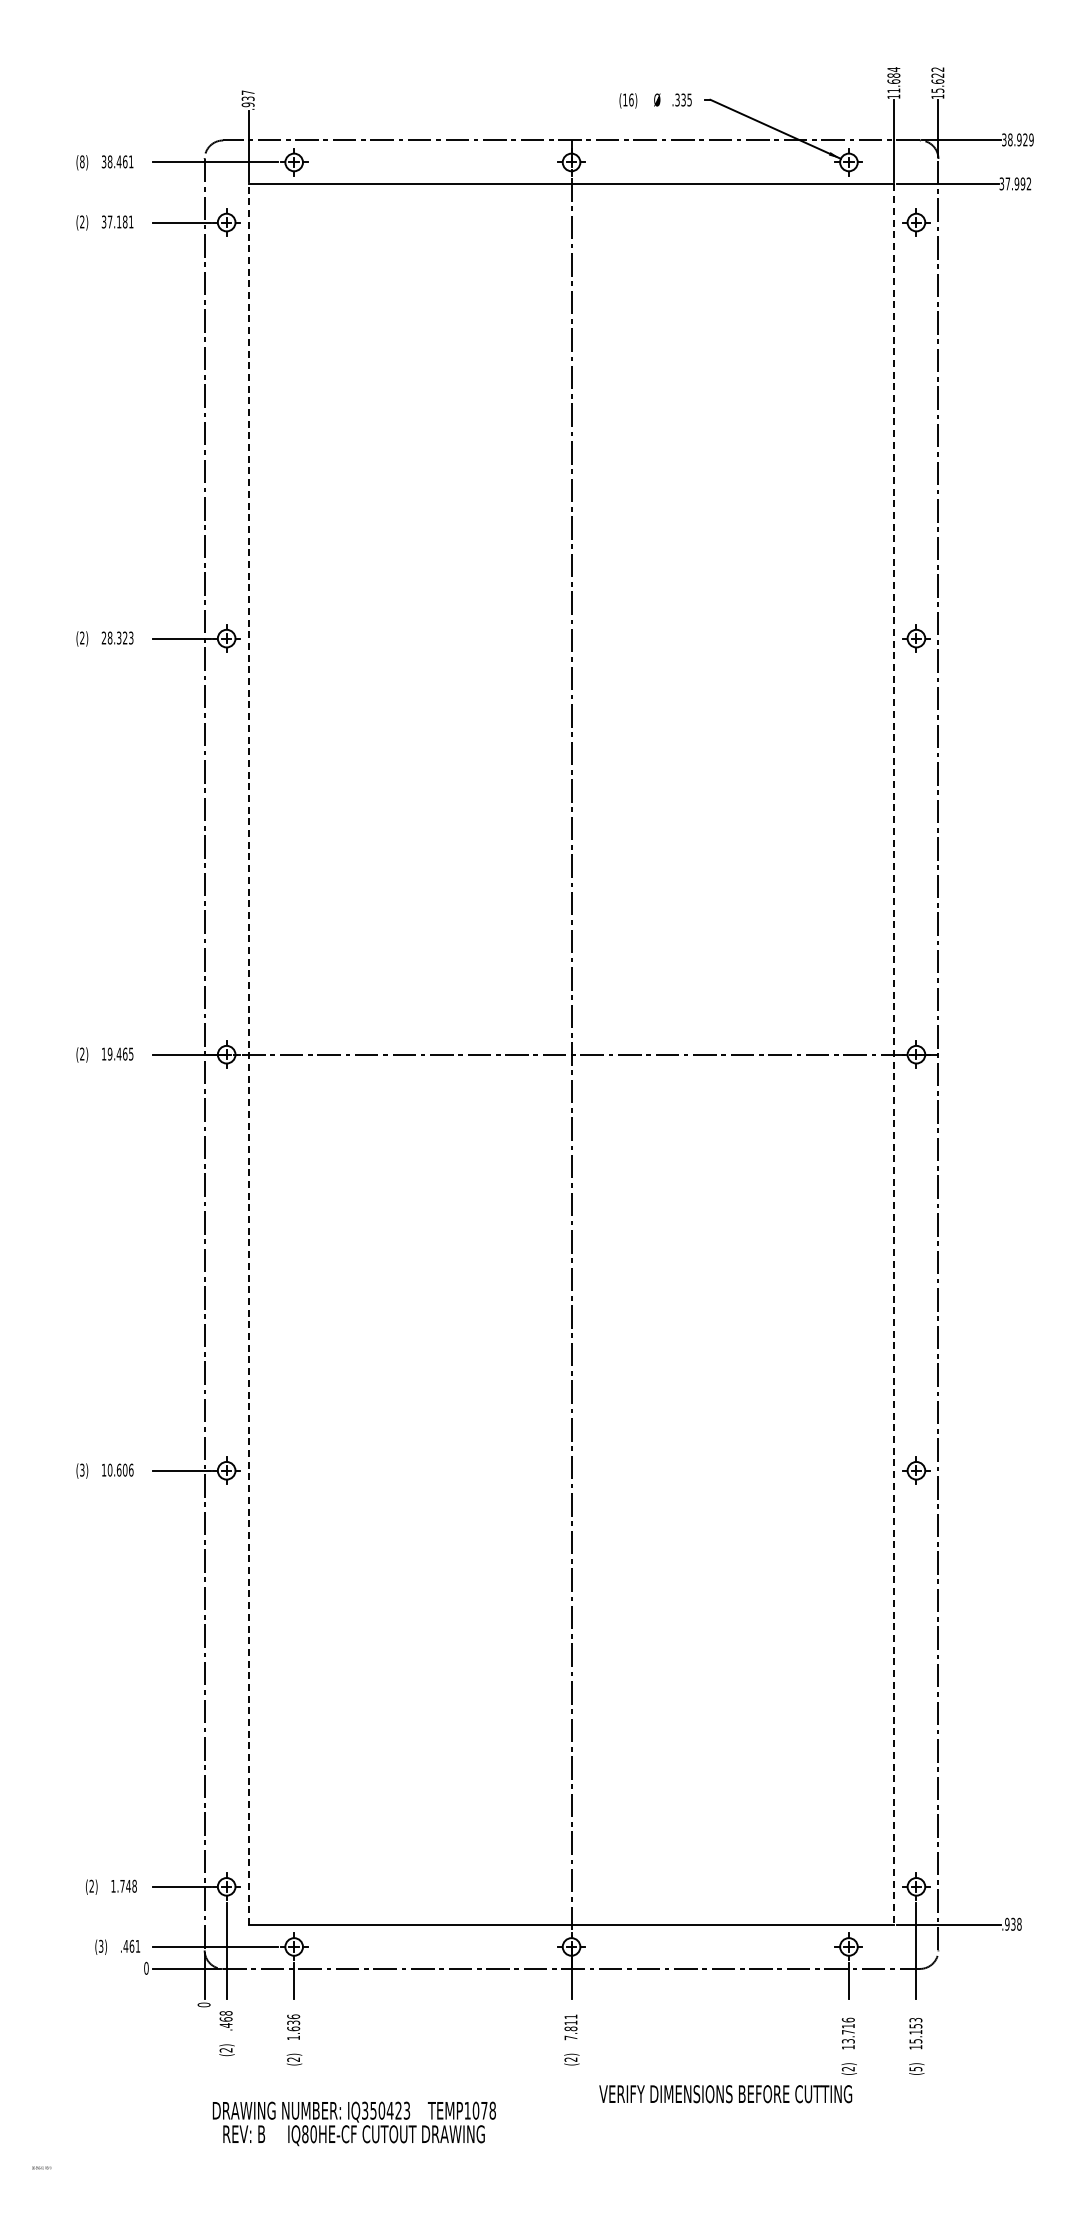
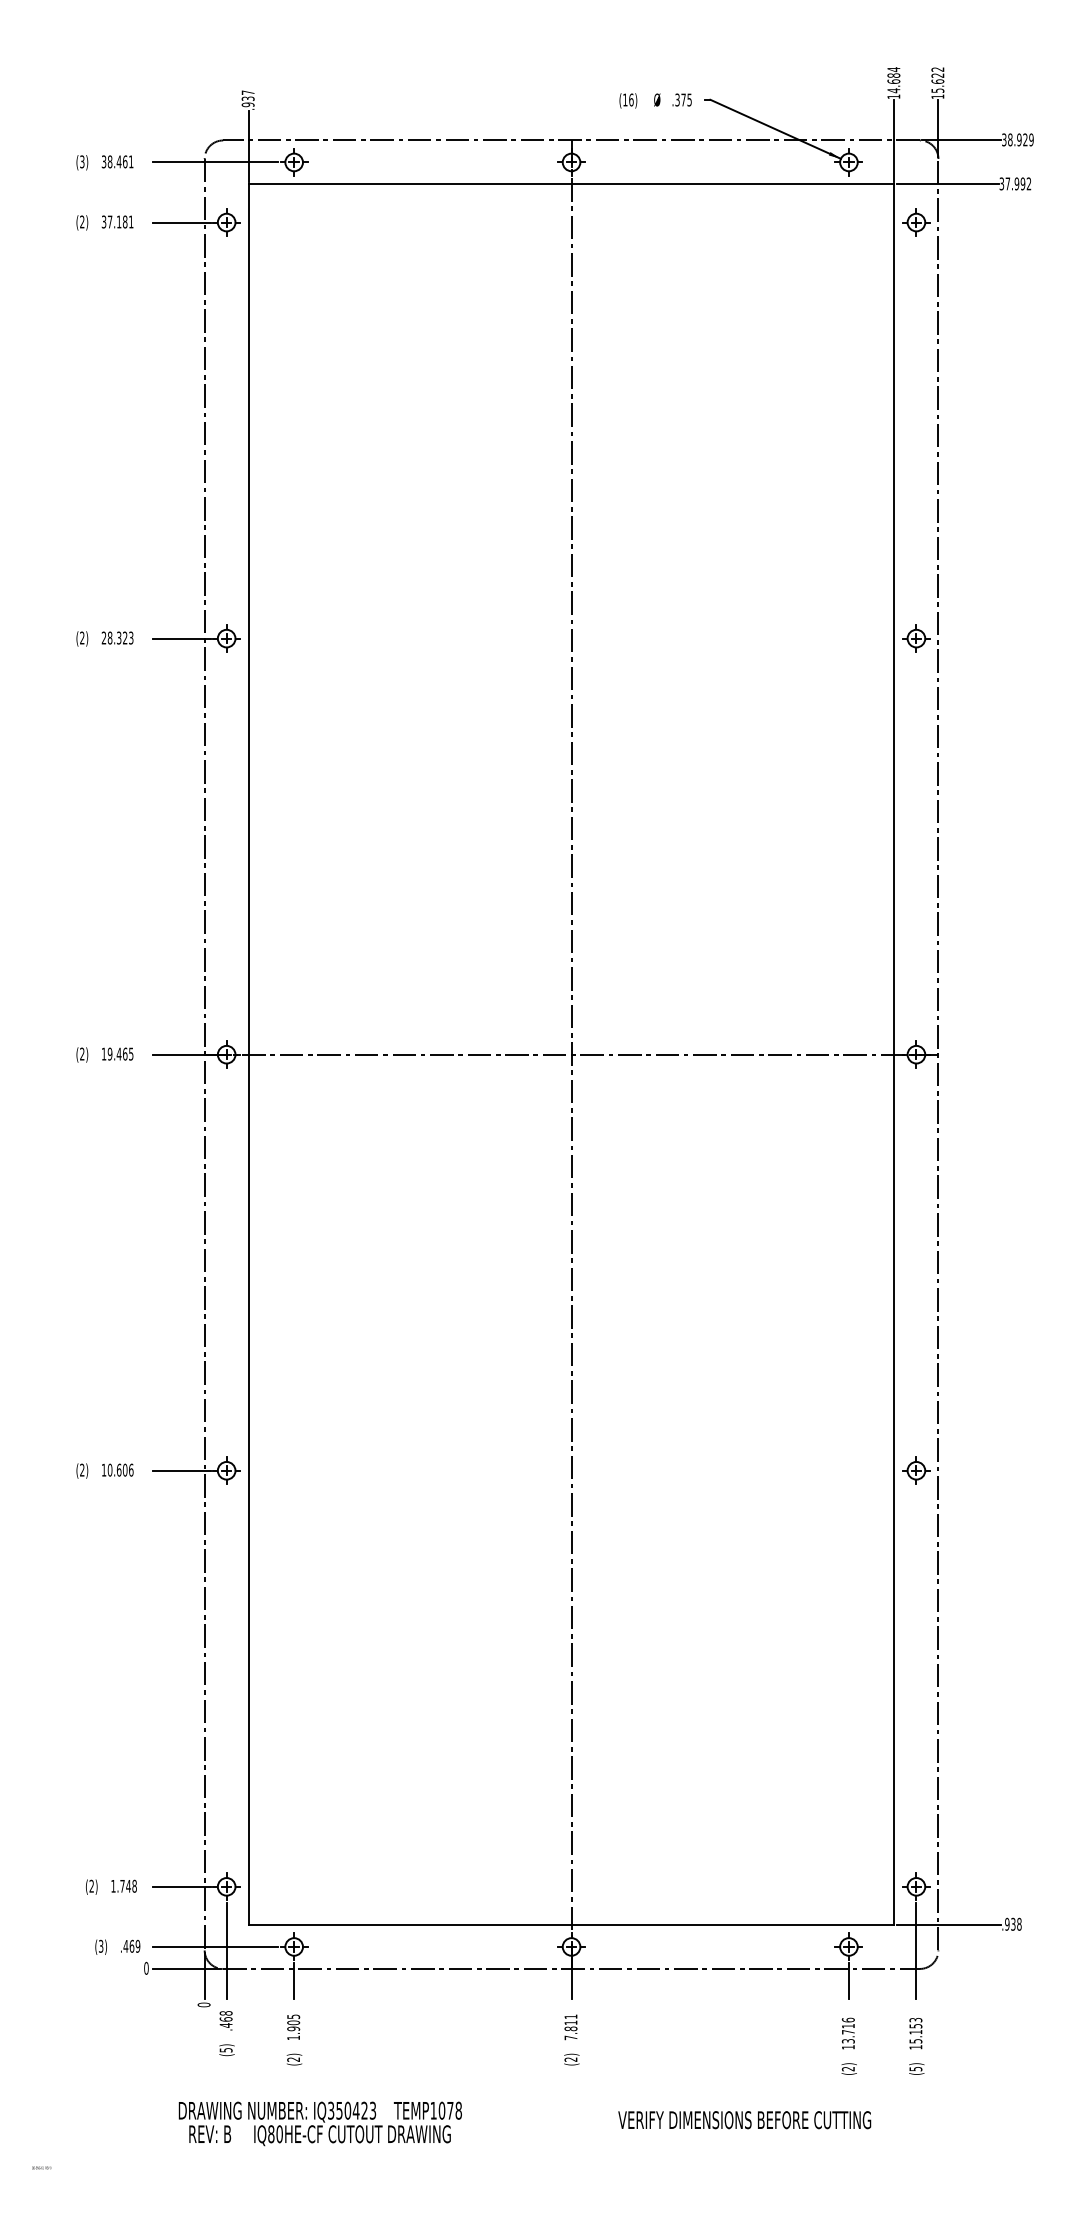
text: 11.684 -> 14.684 (893, 90)
text: .335 -> .375 (683, 99)
text: (8) -> (3) (82, 161)
line: dashed -> solid (248, 1054)
line: dashed -> solid (894, 1055)
text: (3) -> (2) (82, 1470)
text: .461 -> .469 (137, 1945)
text: 1.636 -> 1.905 (293, 2022)
text: (2) -> (5) (225, 2050)
text position: (725, 2094) -> (744, 2120) (744, 2120)
text position: (353, 2123) -> (319, 2123) (319, 2123)
